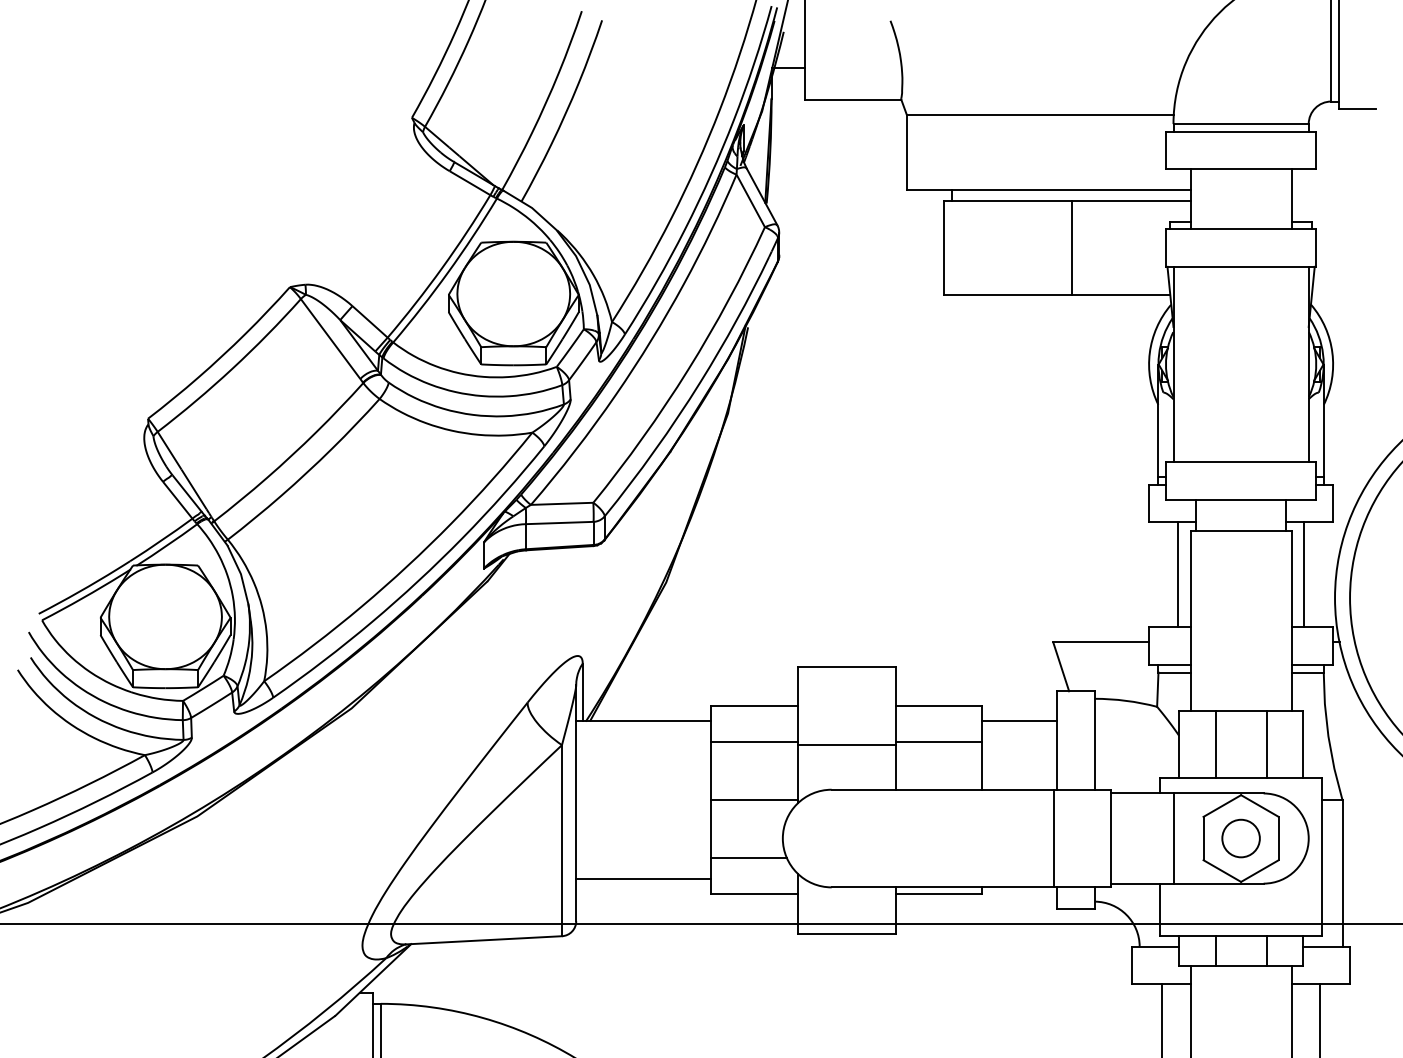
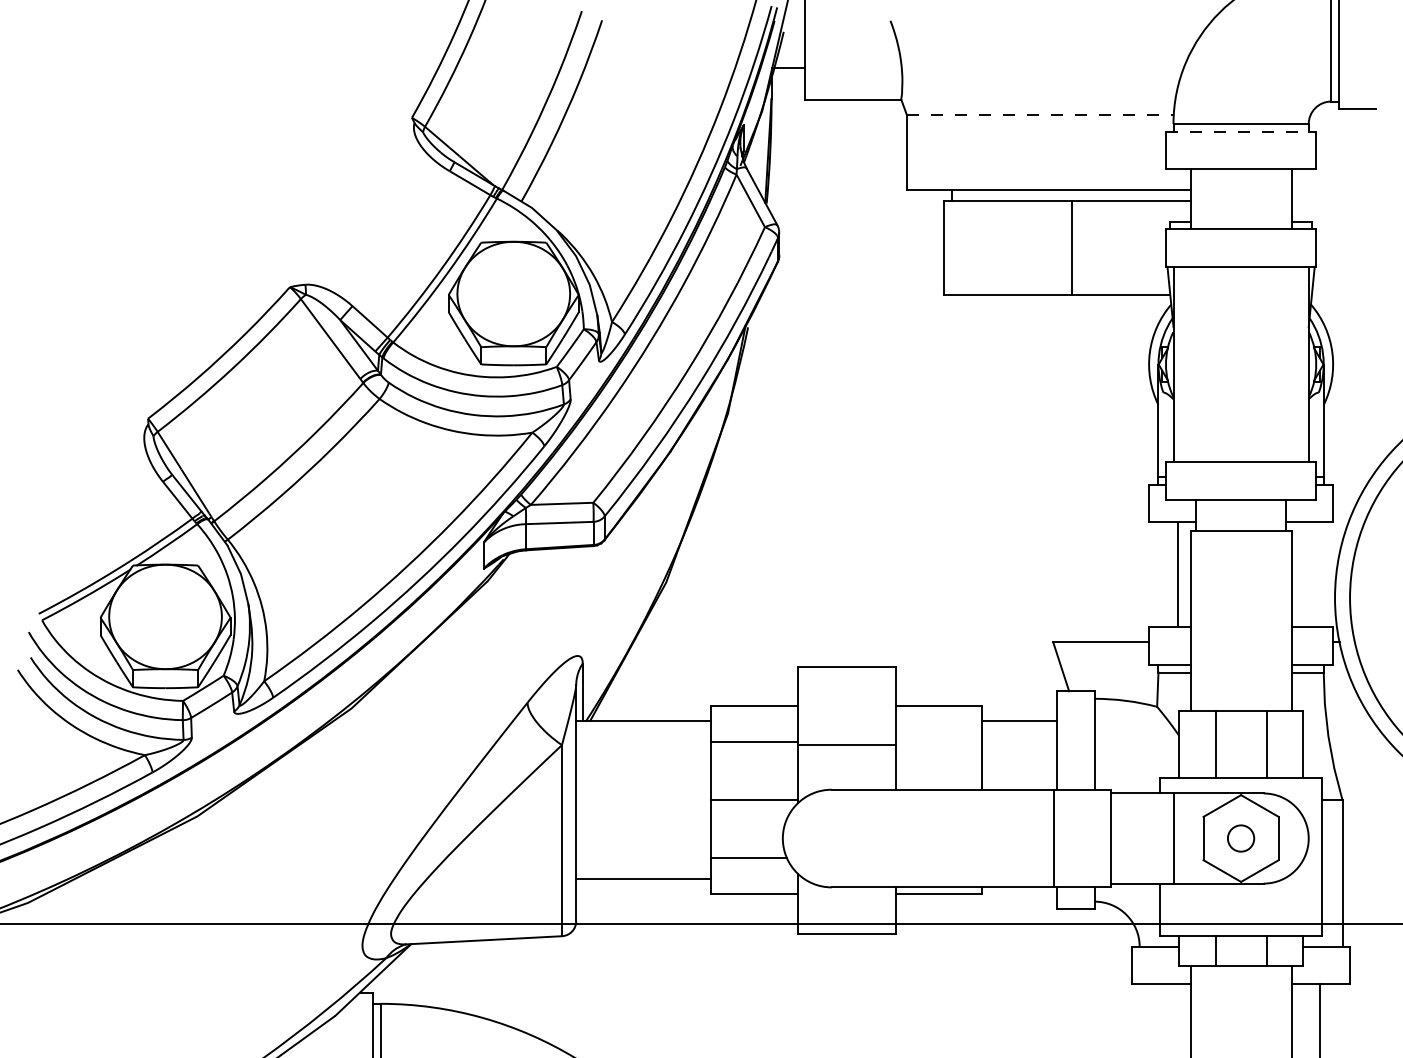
line: solid -> dashed (1040, 114)
line: solid -> dashed (1241, 131)
line: present -> none (1304, 574)
line: present -> none (938, 742)
circle size: 40x41 px -> 29x29 px (1241, 838)
line: present -> none (1162, 1019)
